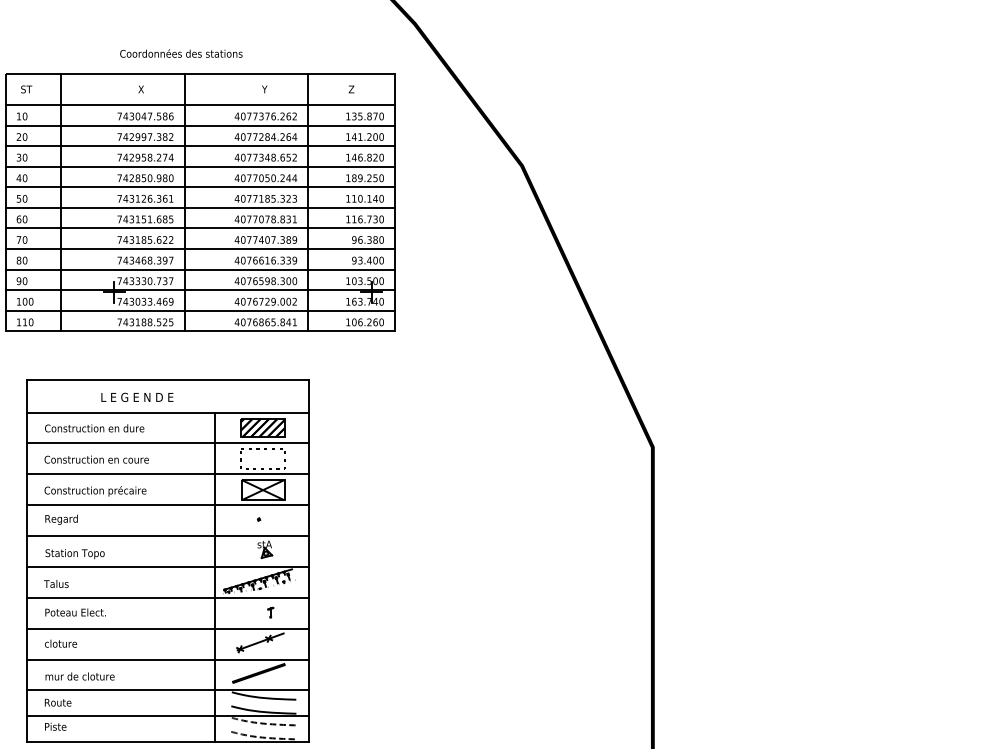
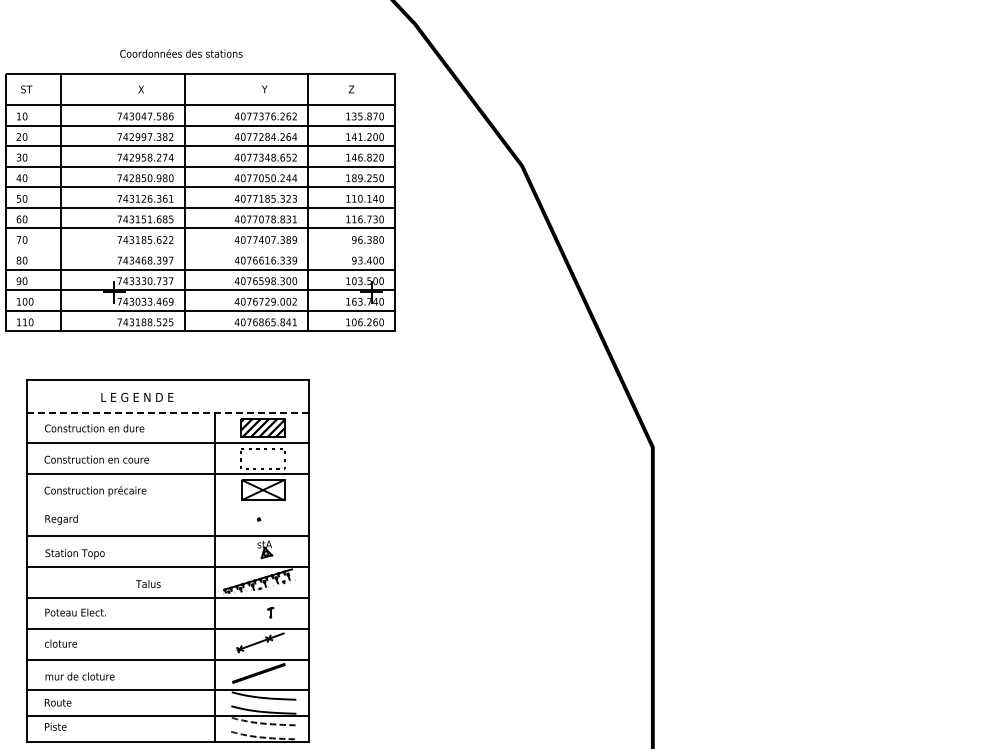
line: present -> none (199, 249)
line: solid -> dashed (168, 412)
line: present -> none (167, 505)
text position: (56, 583) -> (148, 583) (148, 583)
